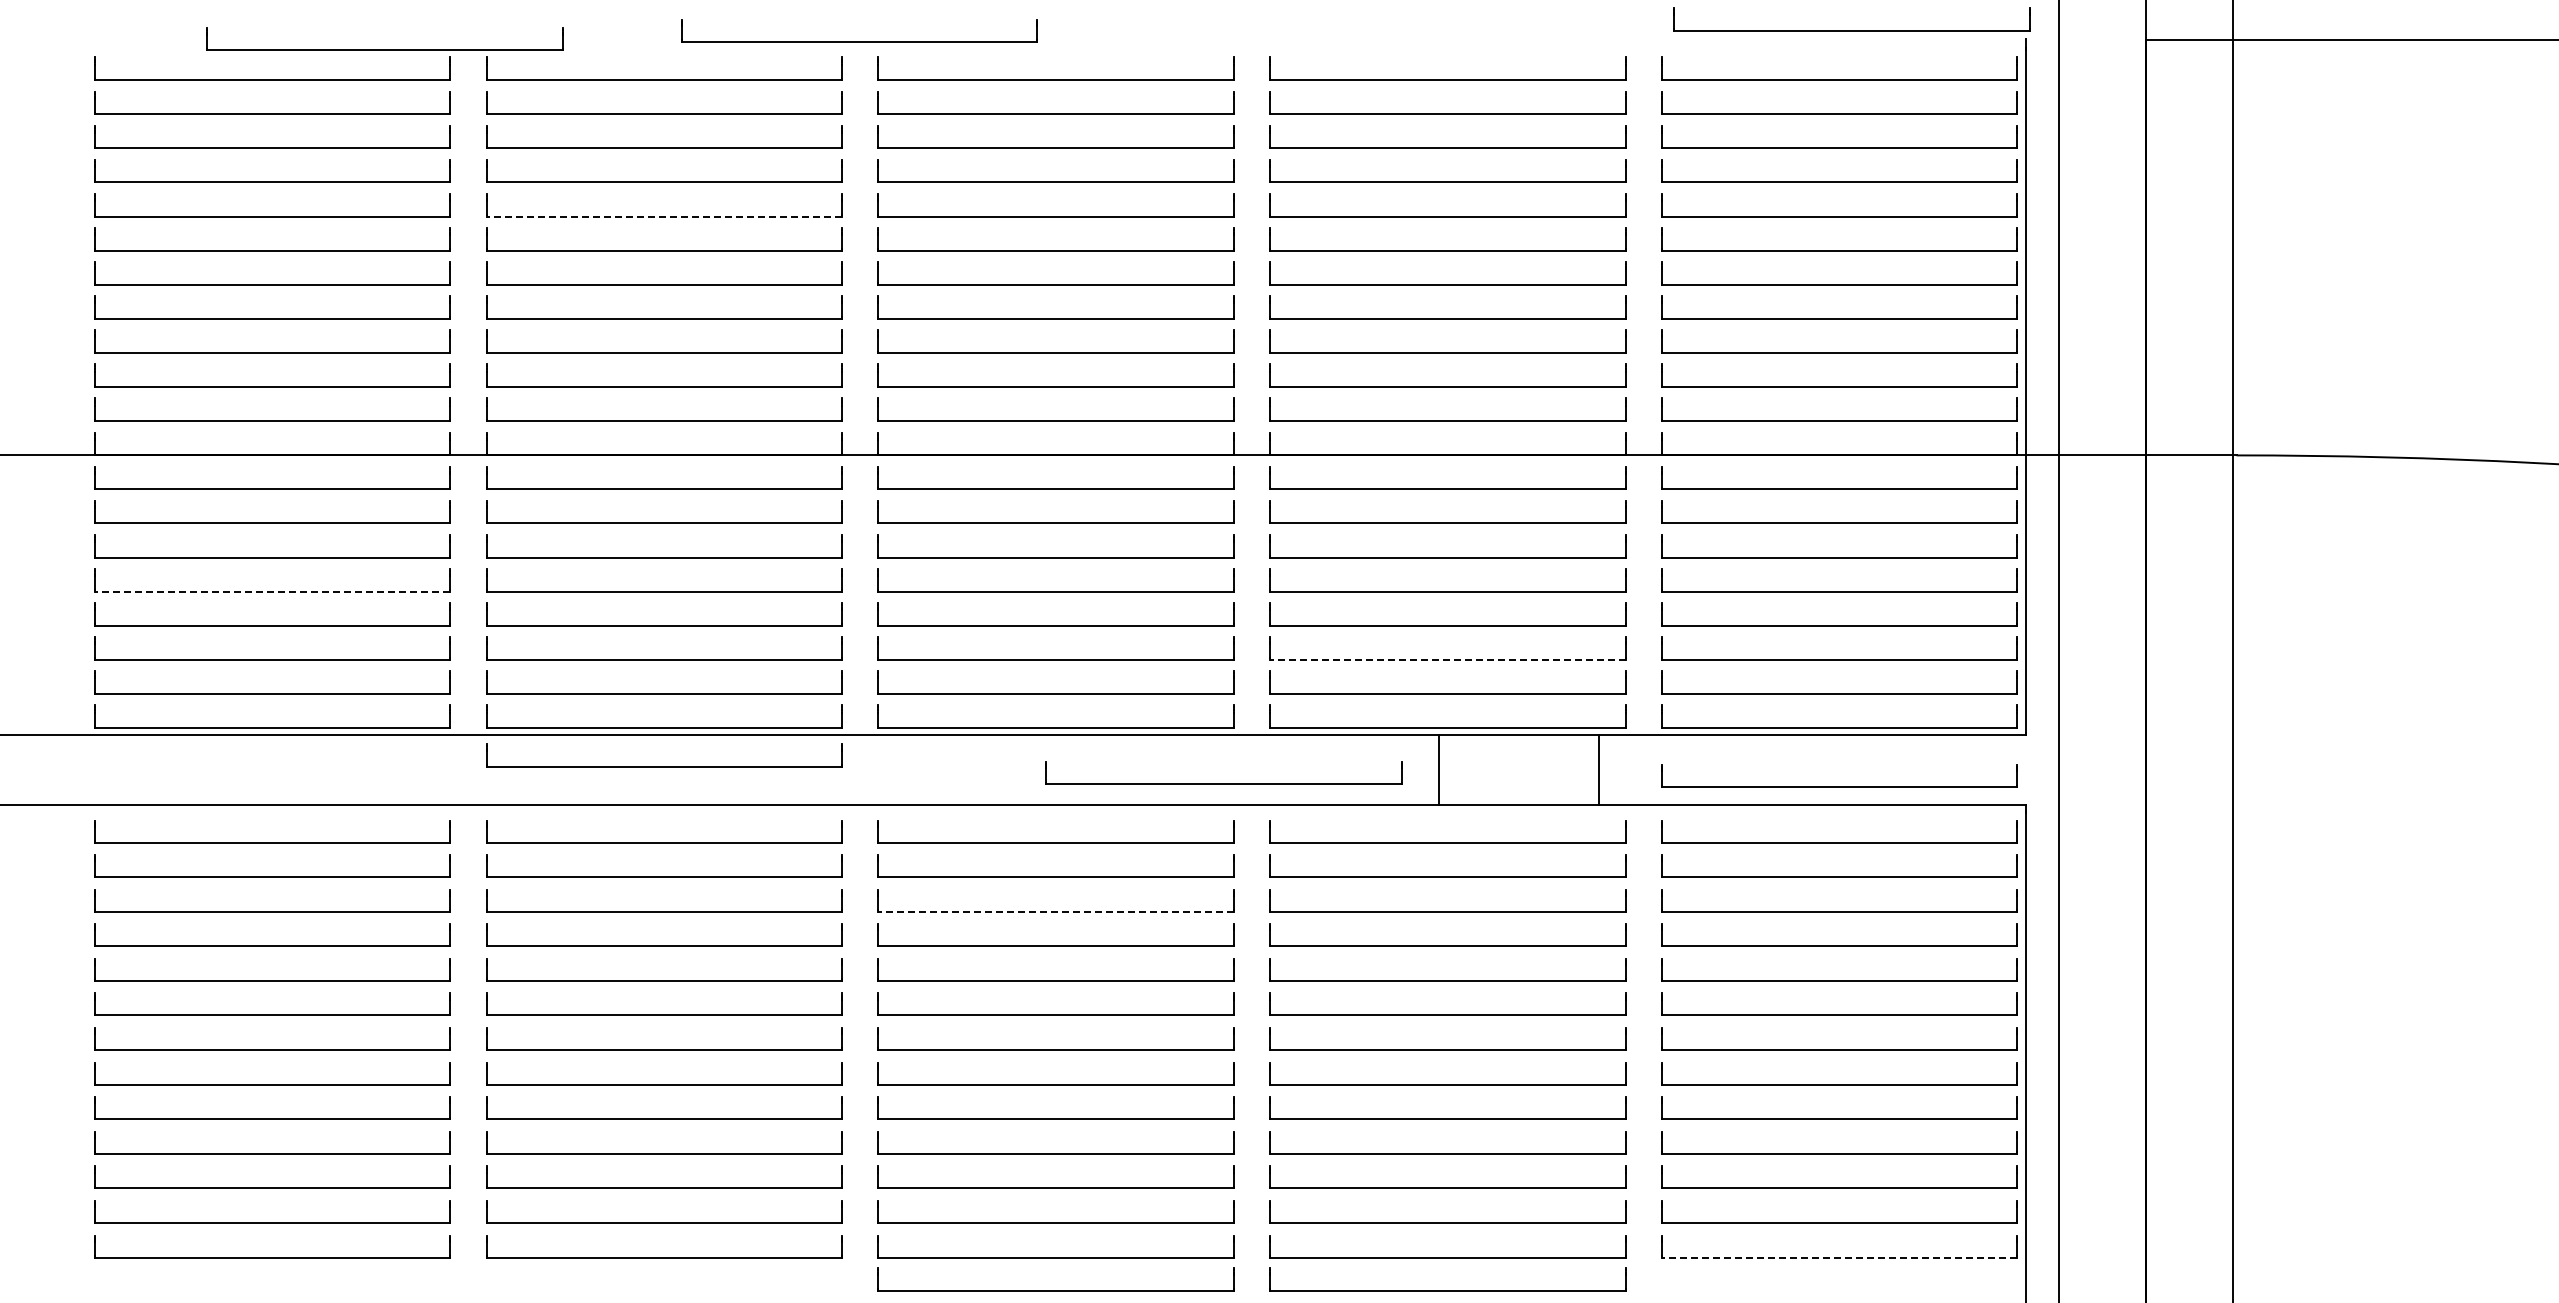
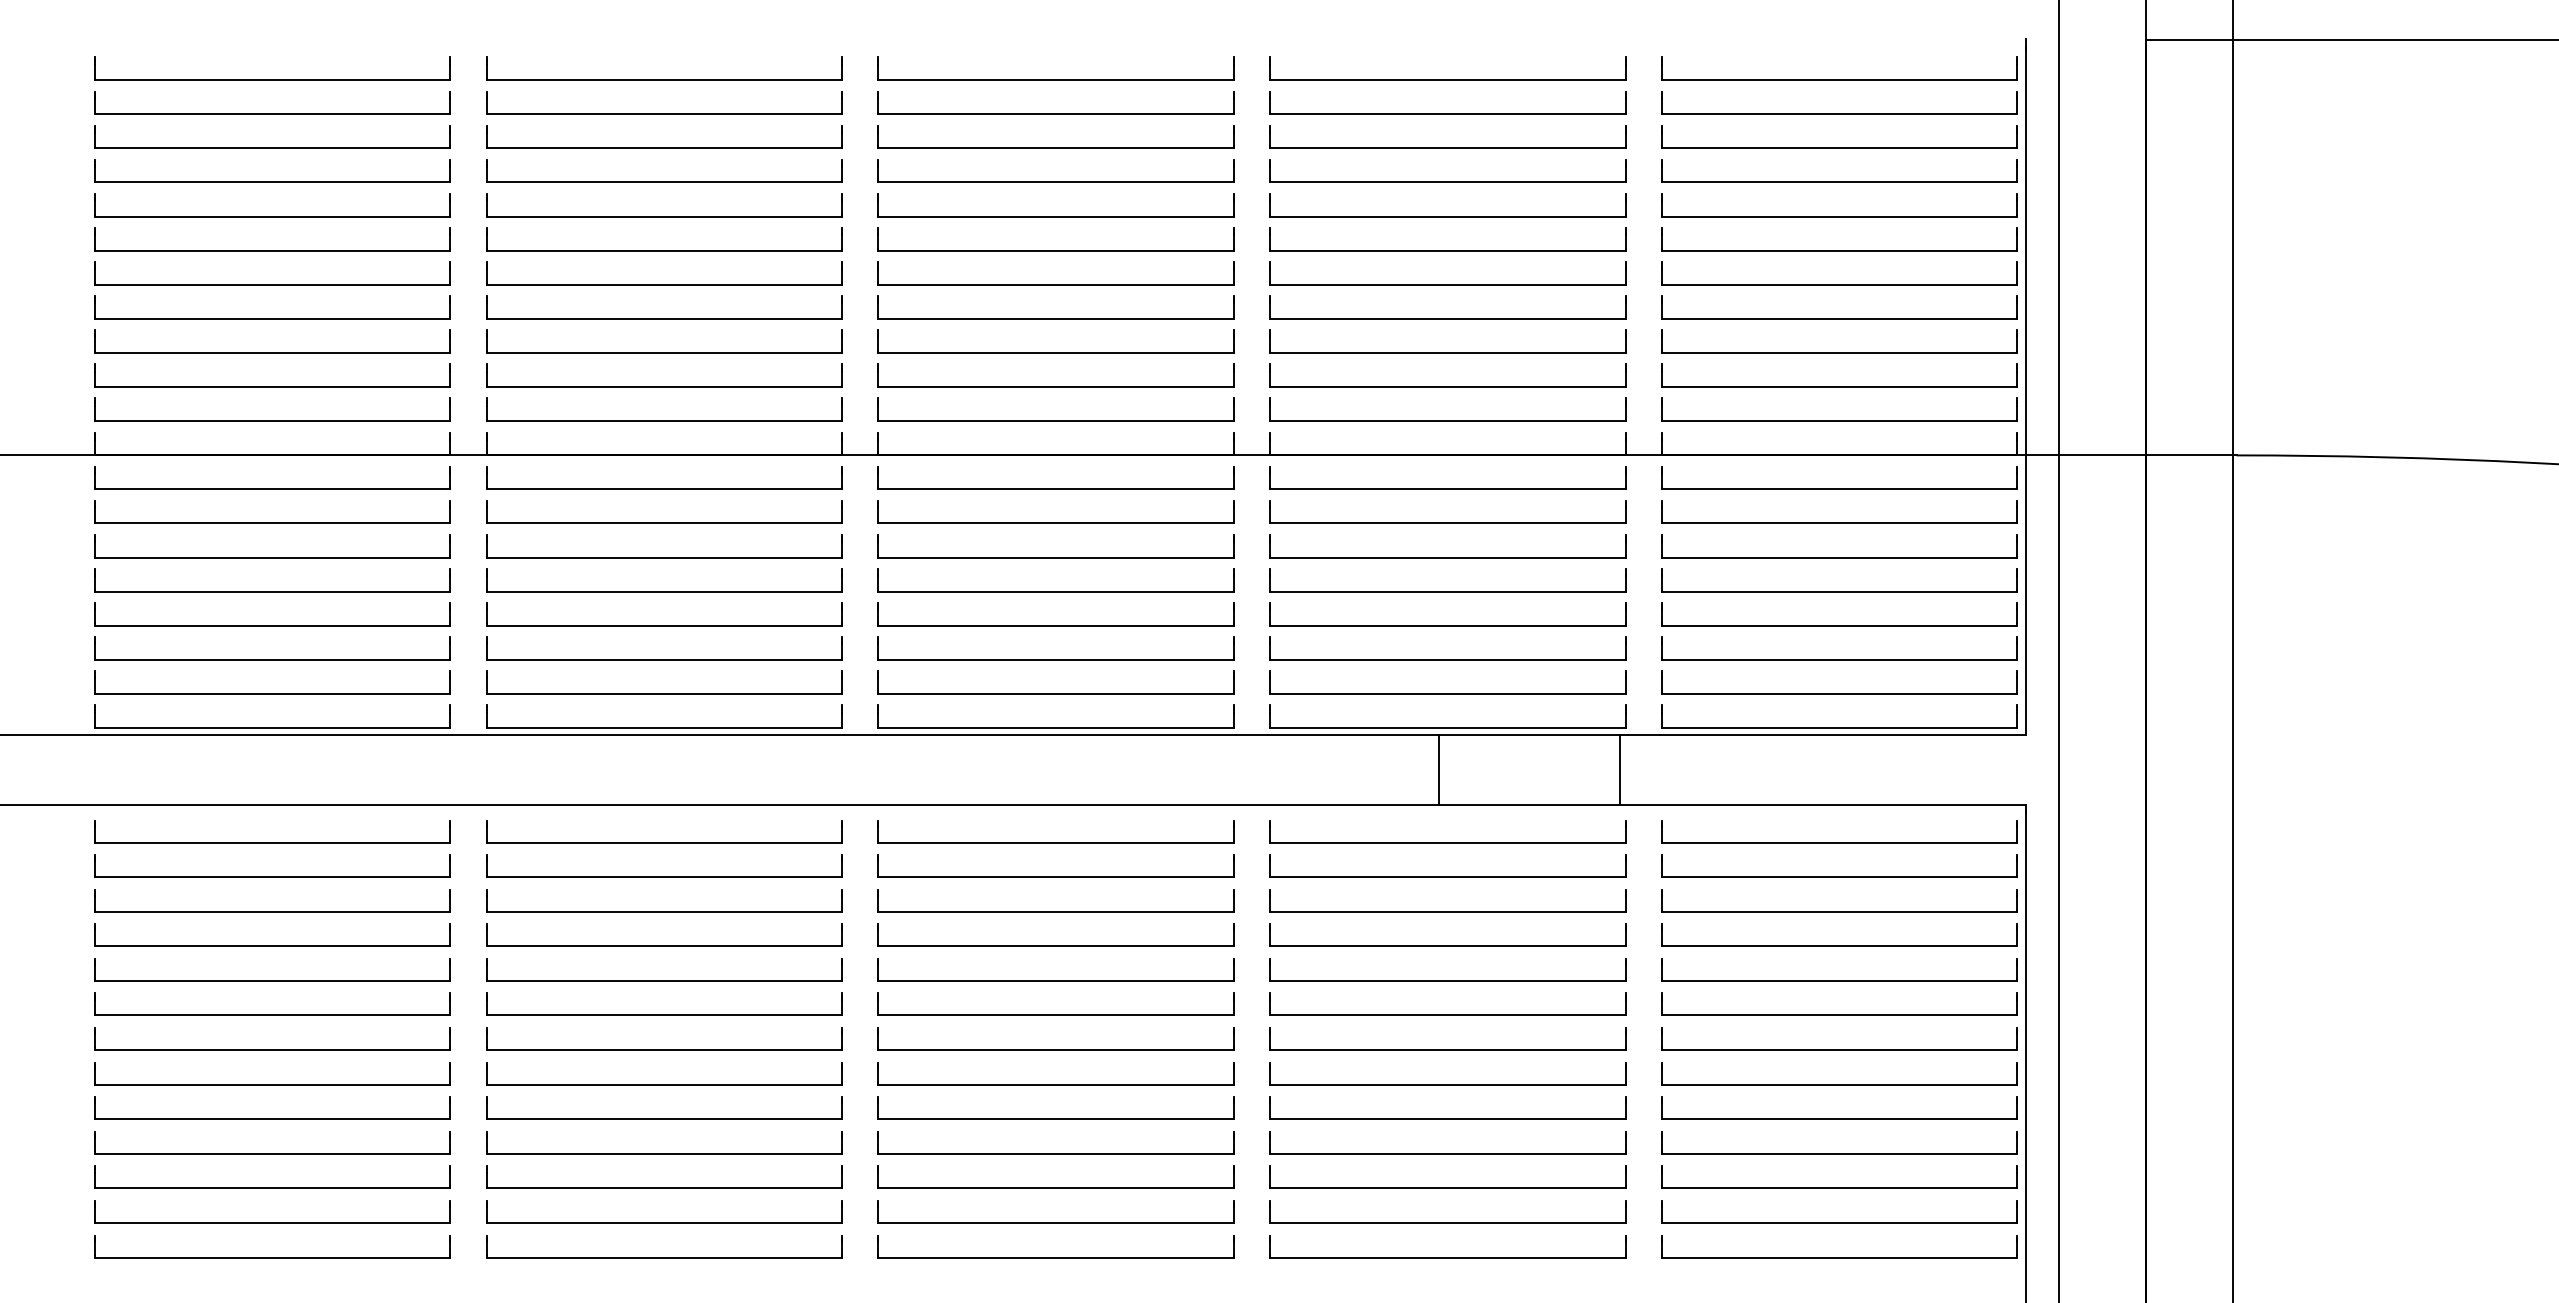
part: present -> none (1851, 30)
part: present -> none (859, 41)
part: present -> none (384, 49)
line: dashed -> solid (664, 216)
line: dashed -> solid (272, 591)
line: dashed -> solid (1447, 659)
part: present -> none (664, 766)
line position: (1599, 769) -> (1620, 769) (1620, 769)
part: present -> none (1223, 783)
part: present -> none (1839, 786)
line: dashed -> solid (1056, 911)
line: dashed -> solid (1839, 1257)
part: present -> none (1055, 1290)
part: present -> none (1447, 1290)
